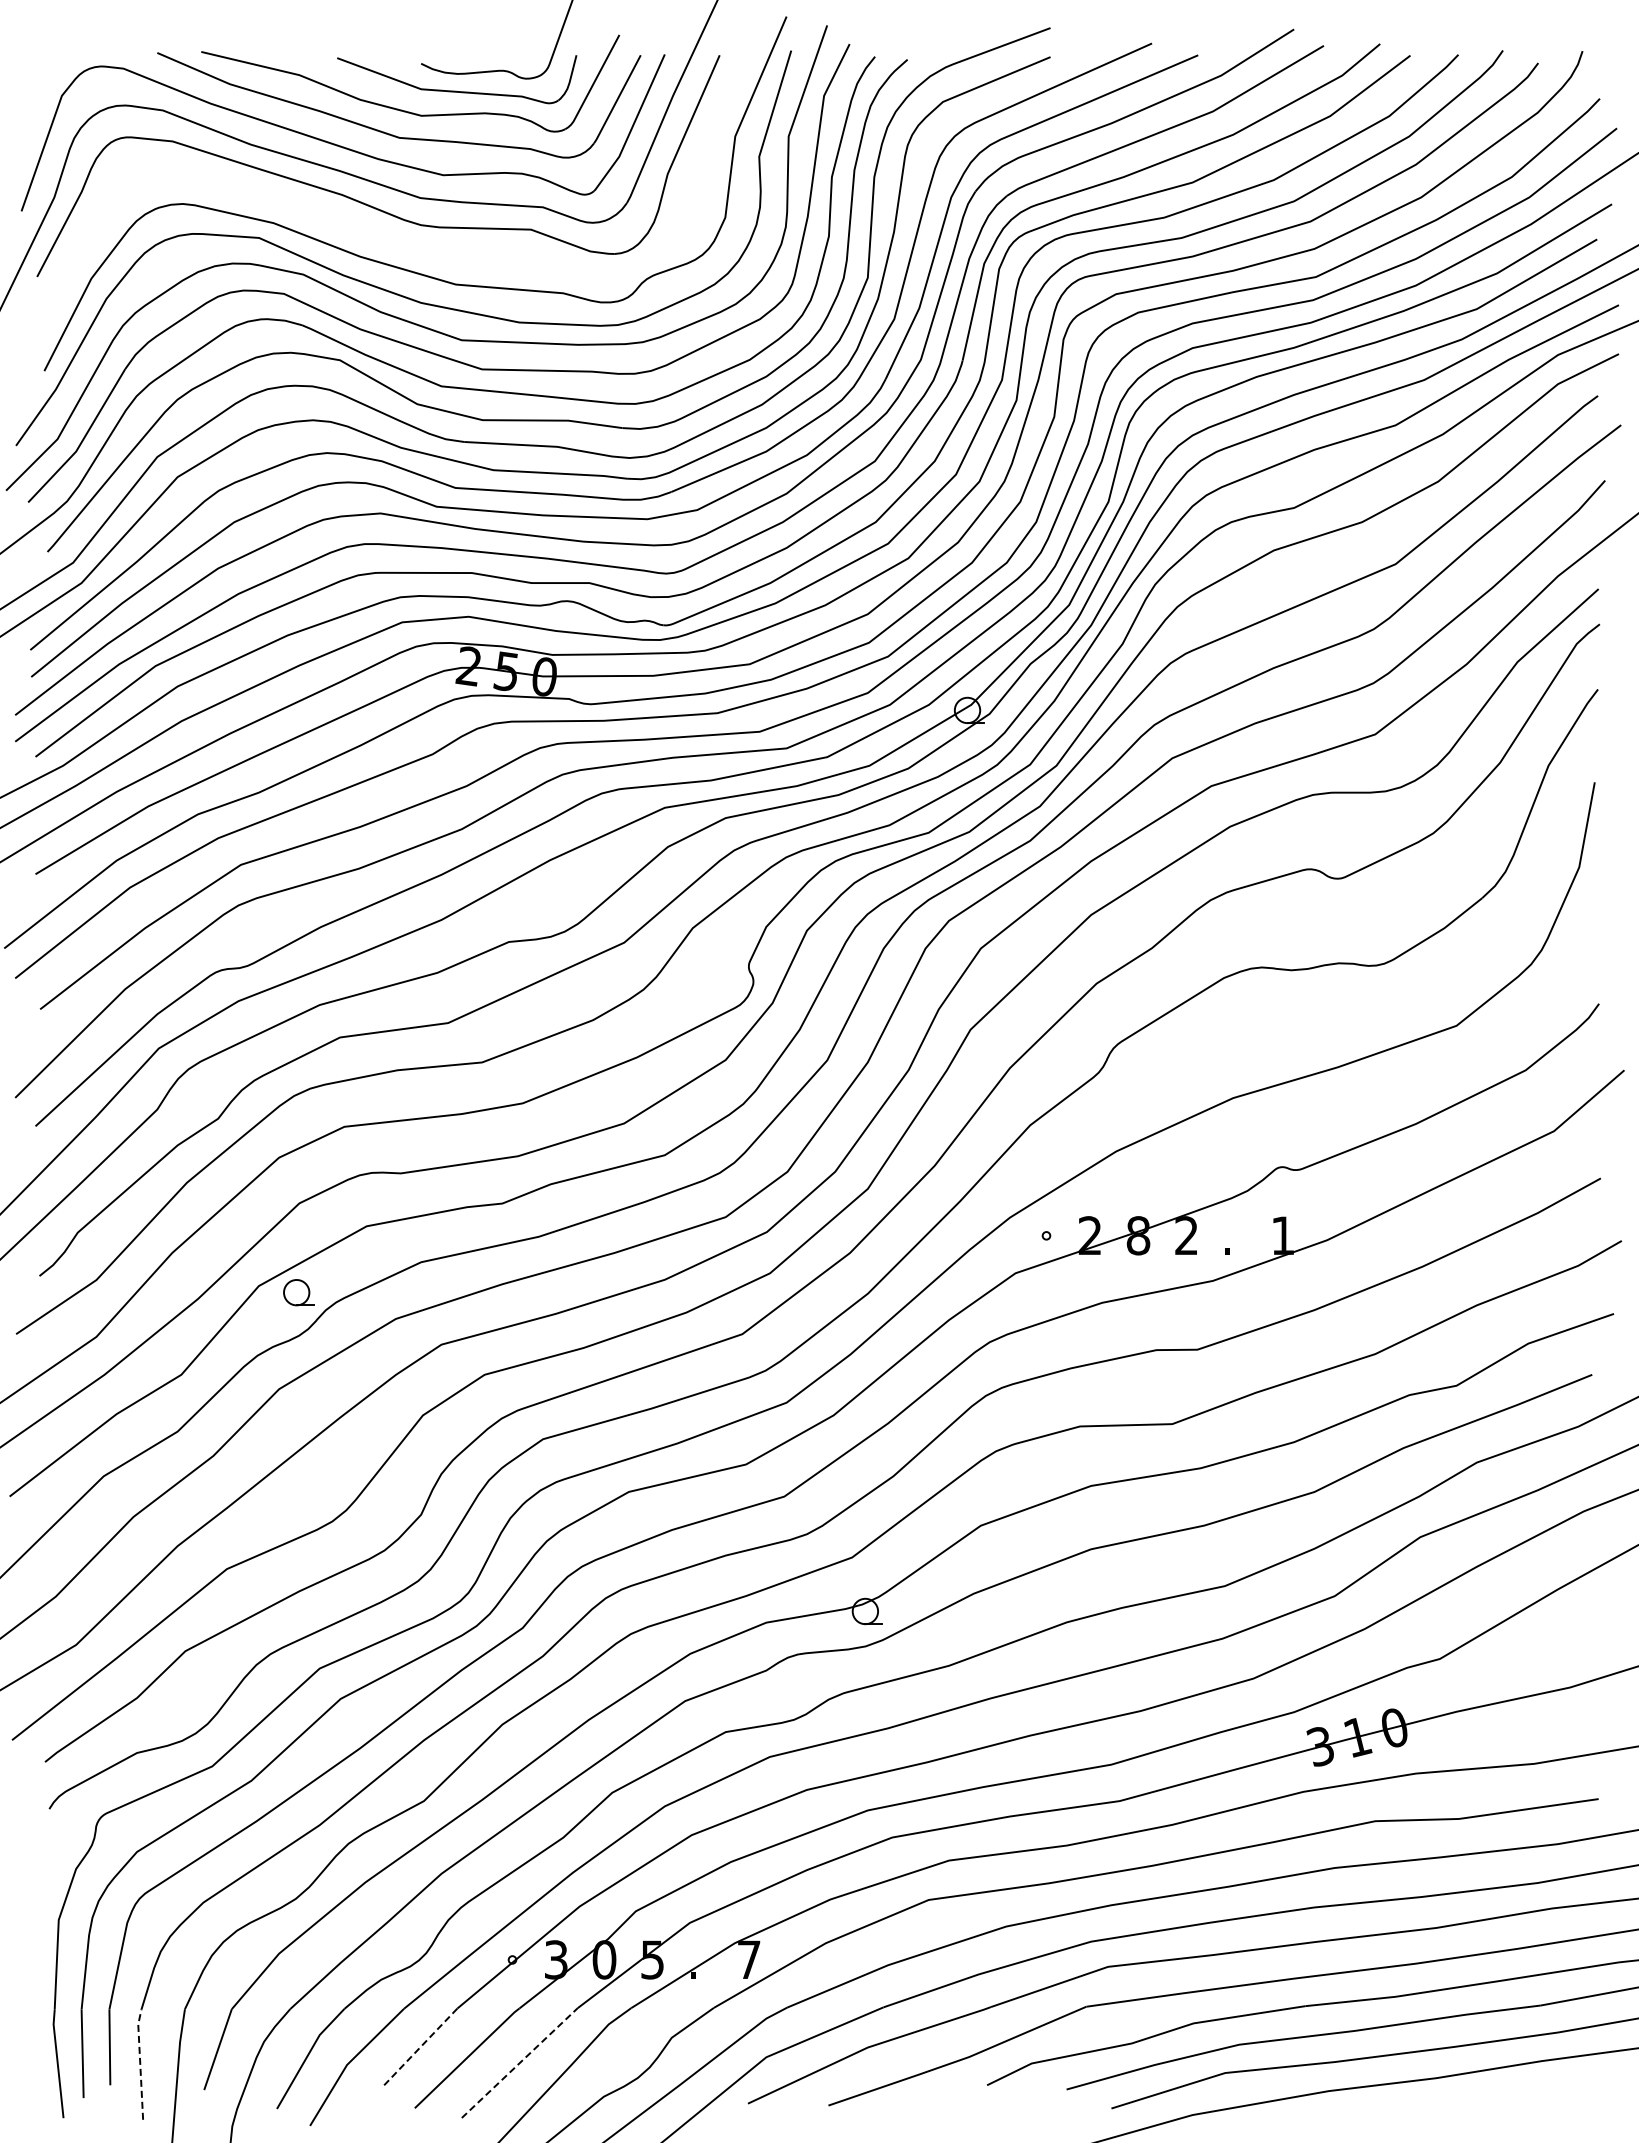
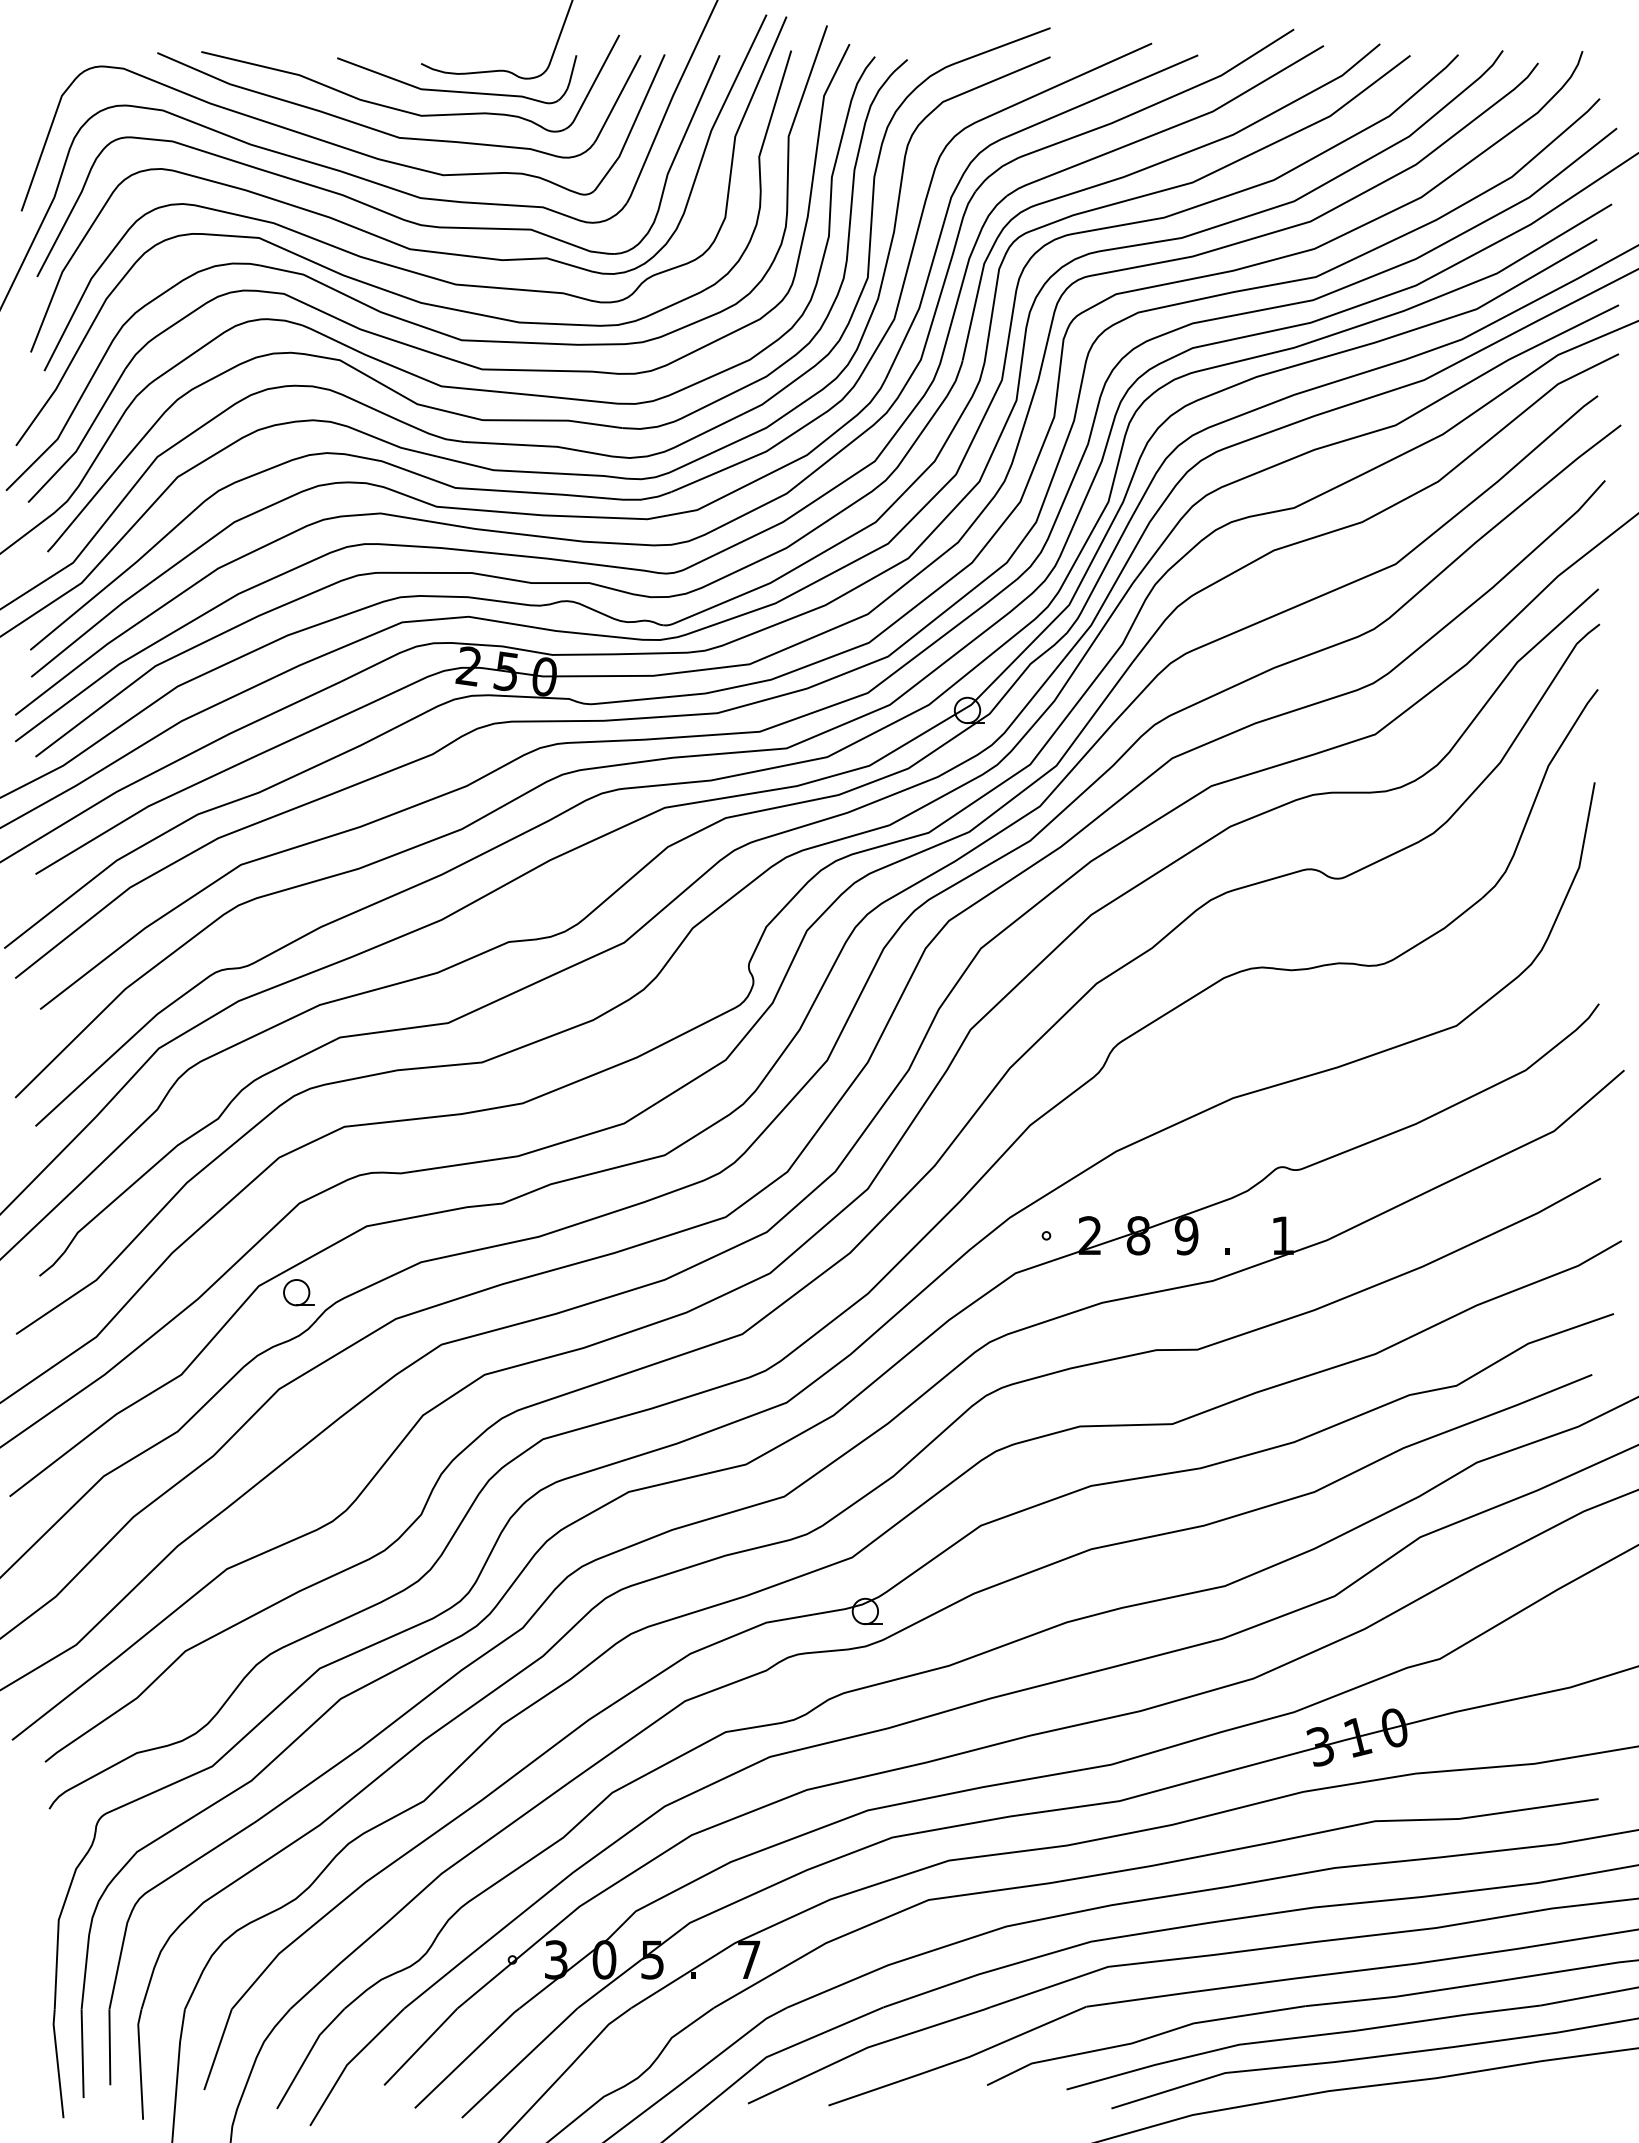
curve: none -> present (378, 235)
text: 2 -> 9 (1186, 1235)
line: dashed -> solid (421, 2046)
line: dashed -> solid (140, 2063)
line: dashed -> solid (519, 2063)
